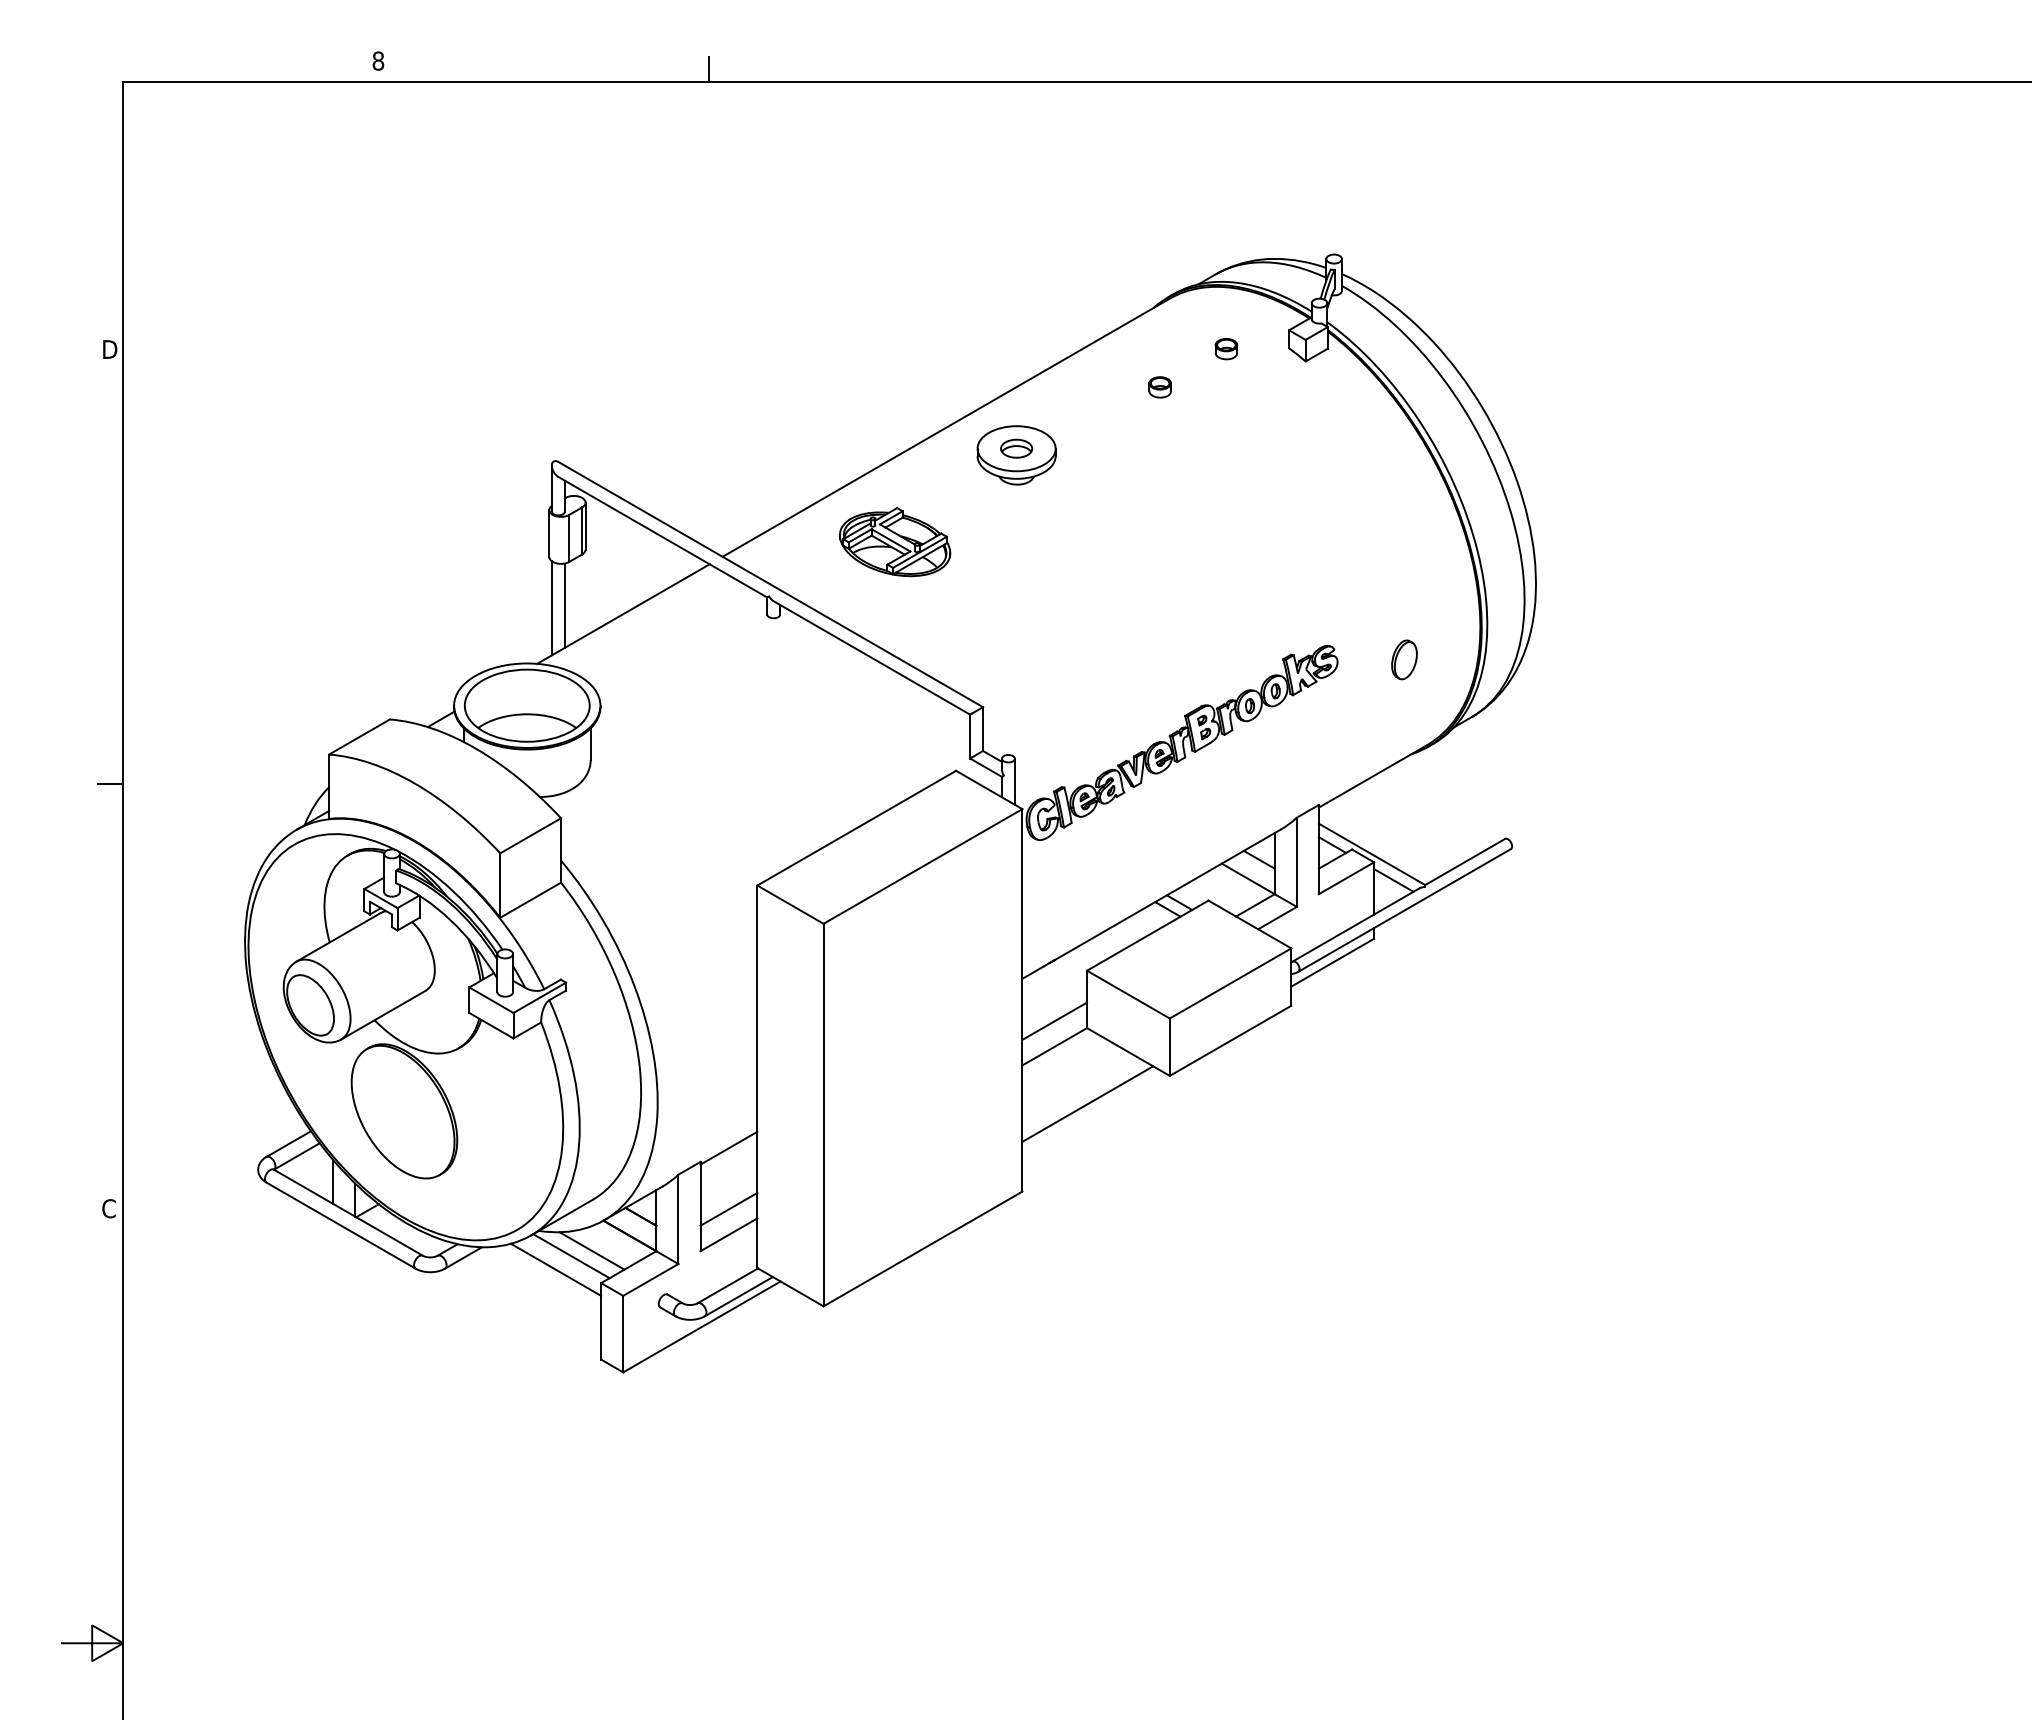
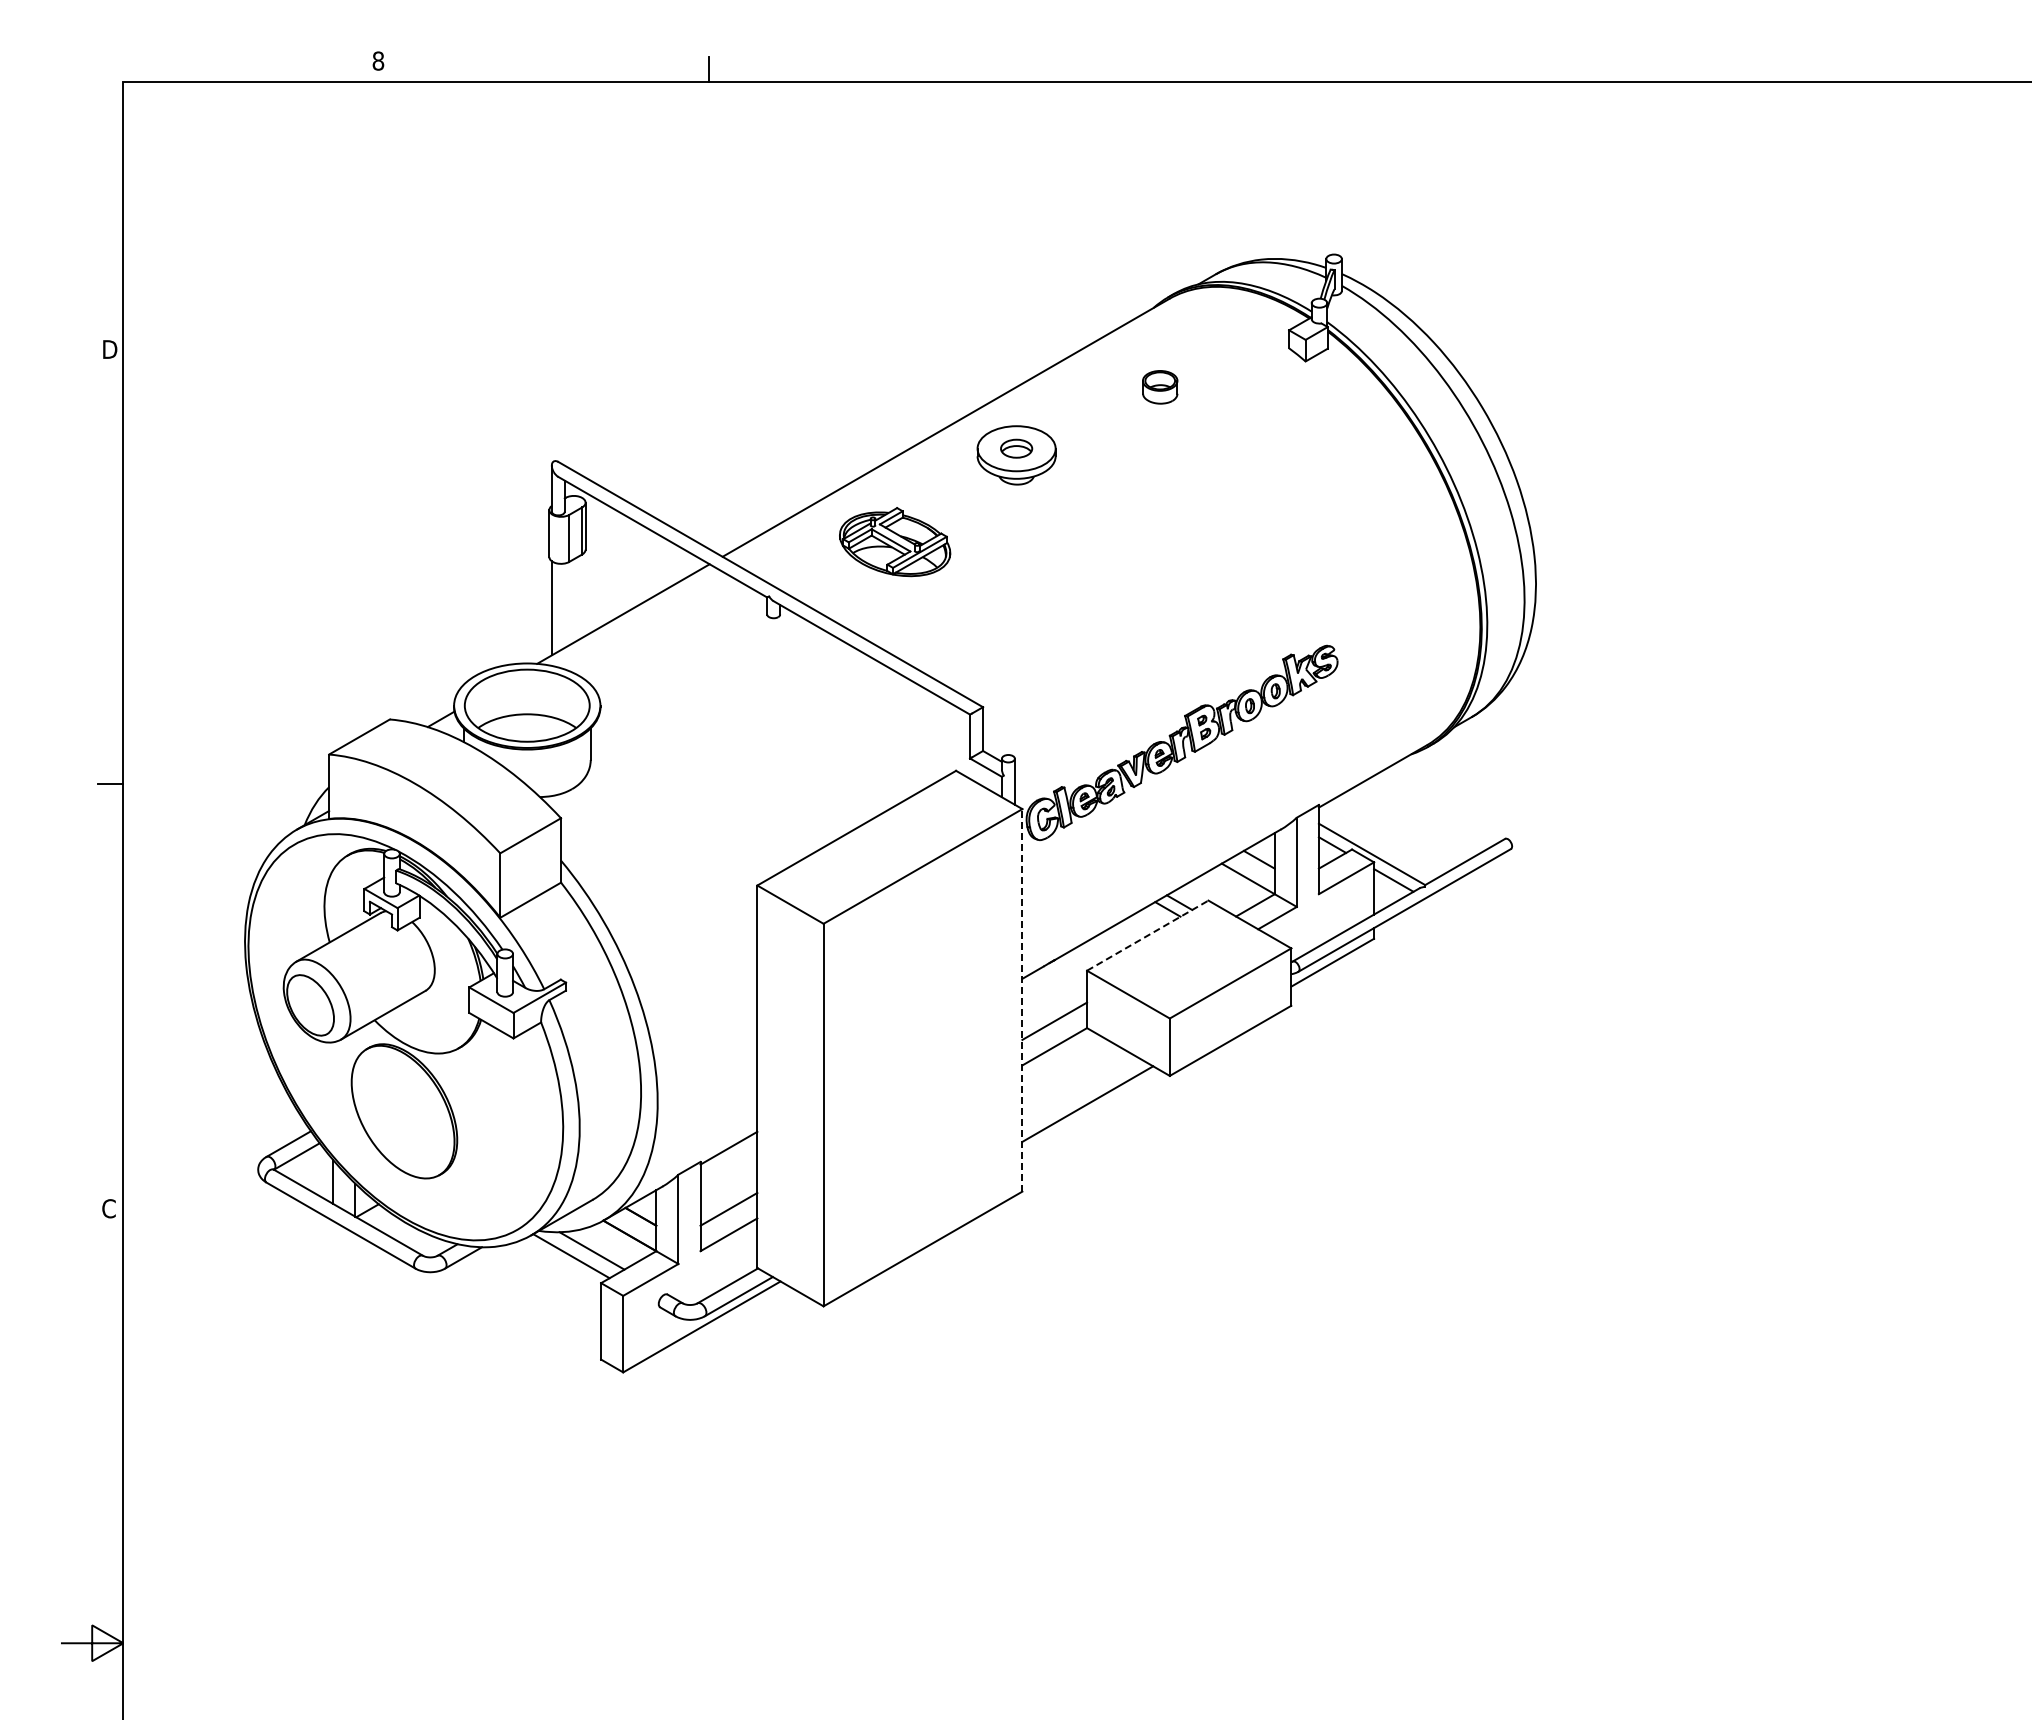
part: present -> none (1226, 349)
part size: 24x23 px -> 37x35 px (1160, 387)
line: present -> none (564, 605)
part: present -> none (1404, 659)
line: solid -> dashed (1148, 935)
line: solid -> dashed (1022, 999)
line: present -> none (555, 1269)
